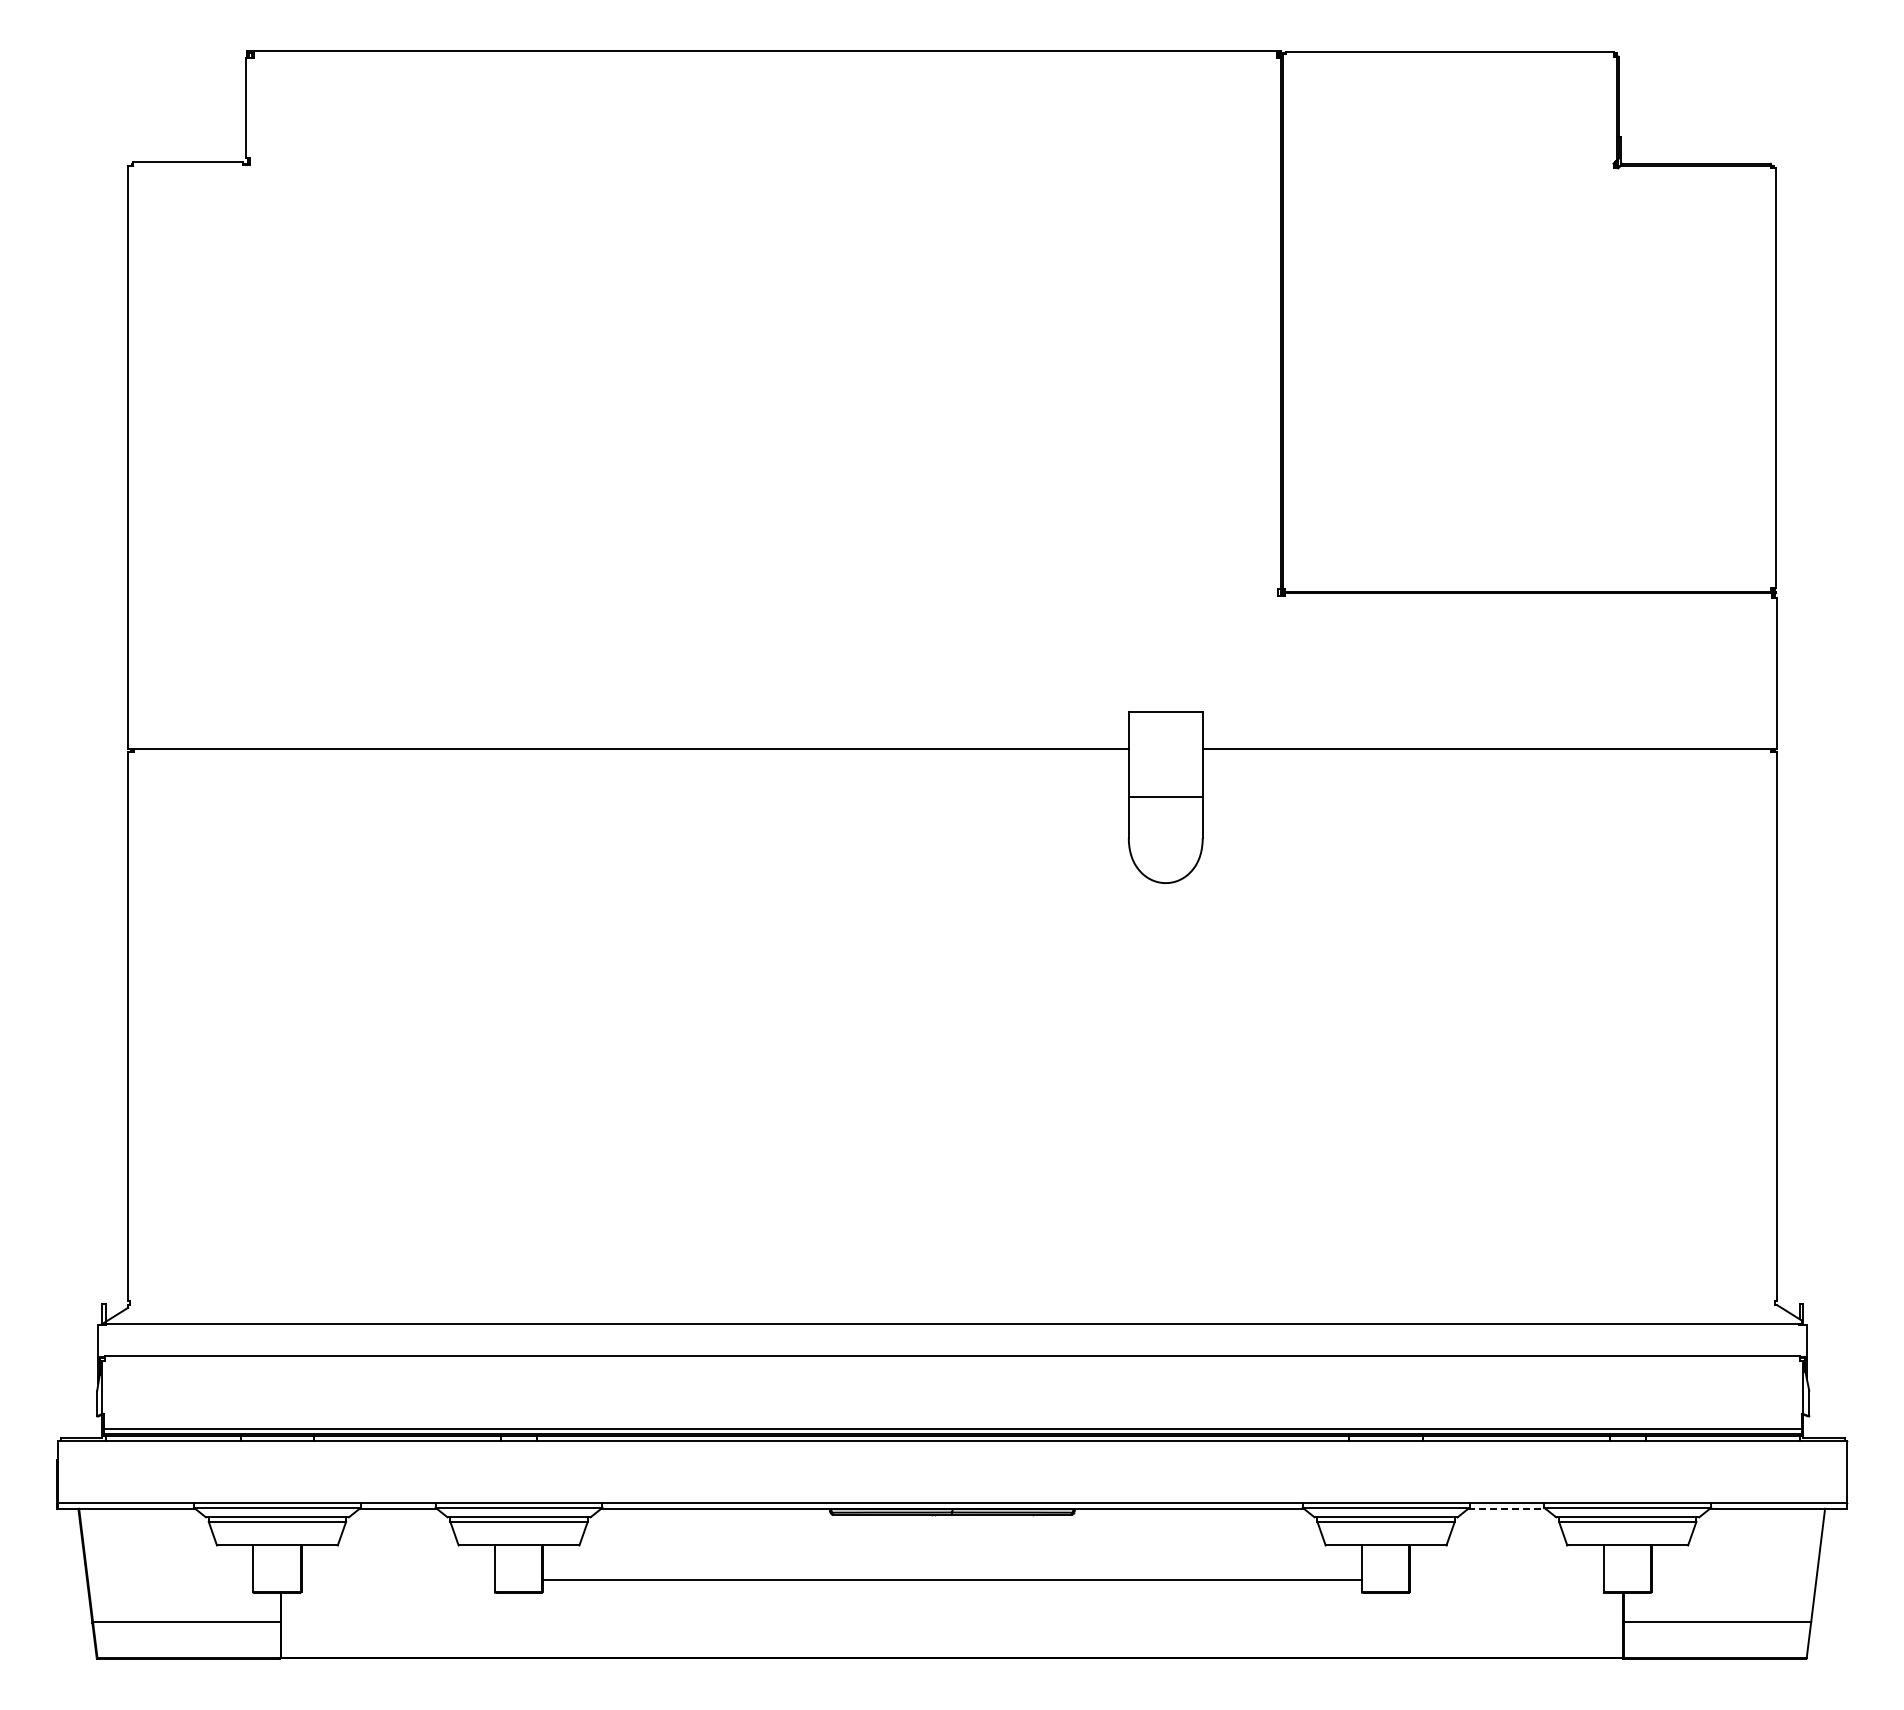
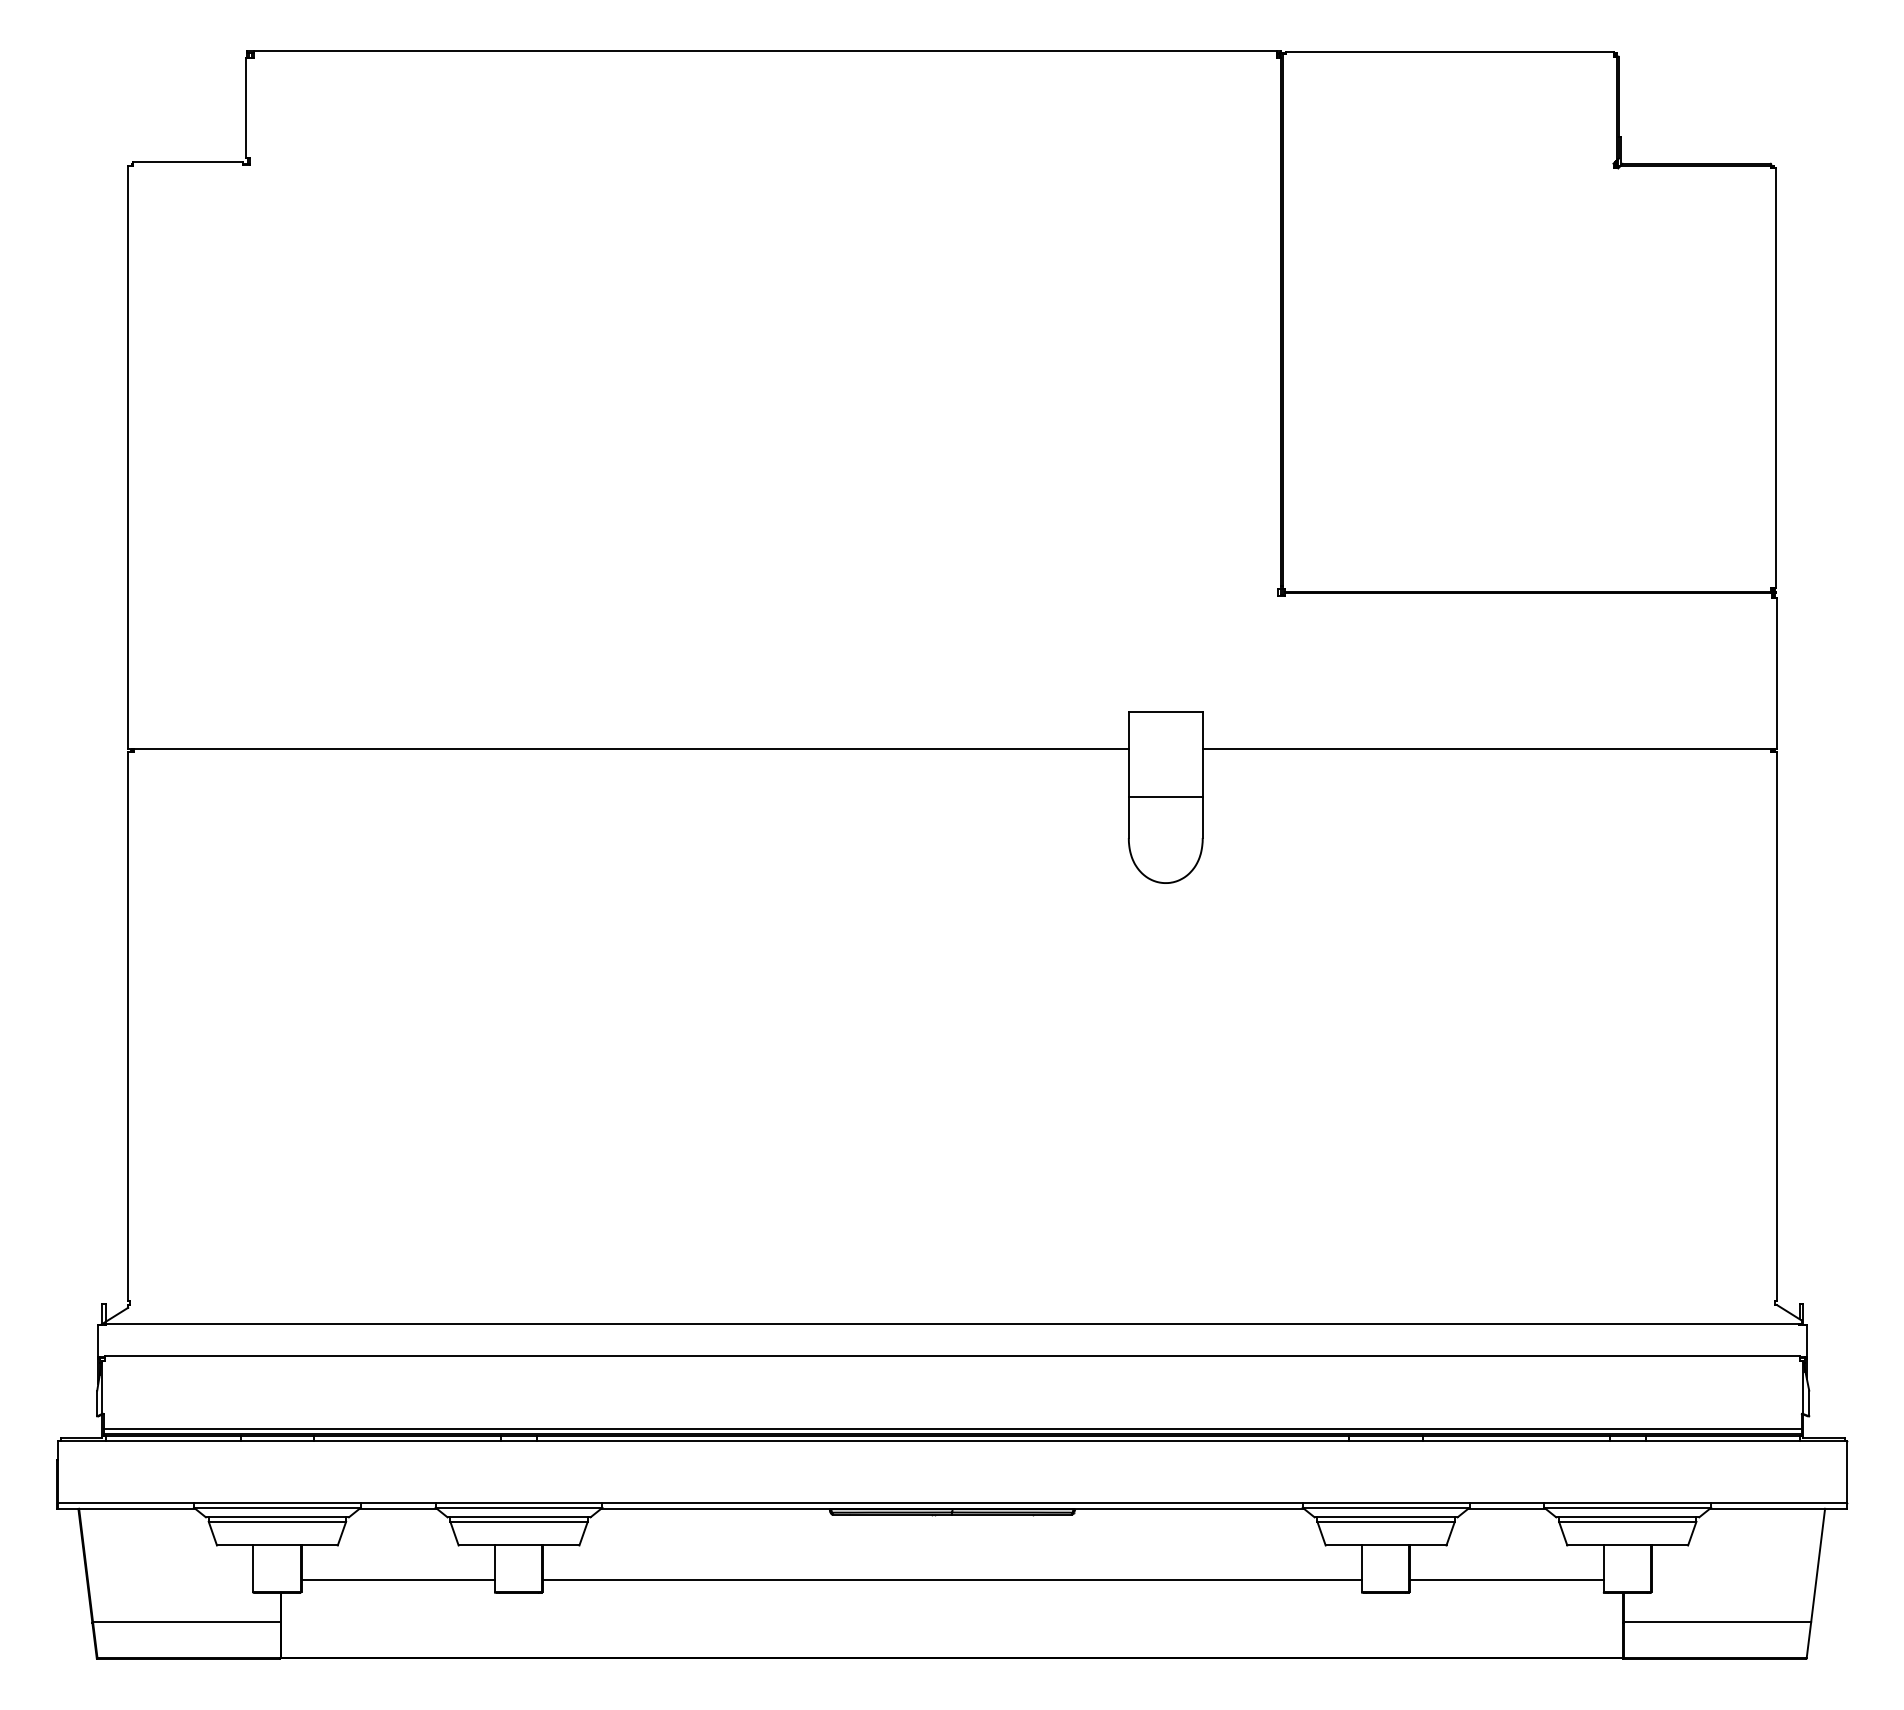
line: dashed -> solid (1506, 1508)
line: none -> present (397, 1579)
line: none -> present (1506, 1579)
